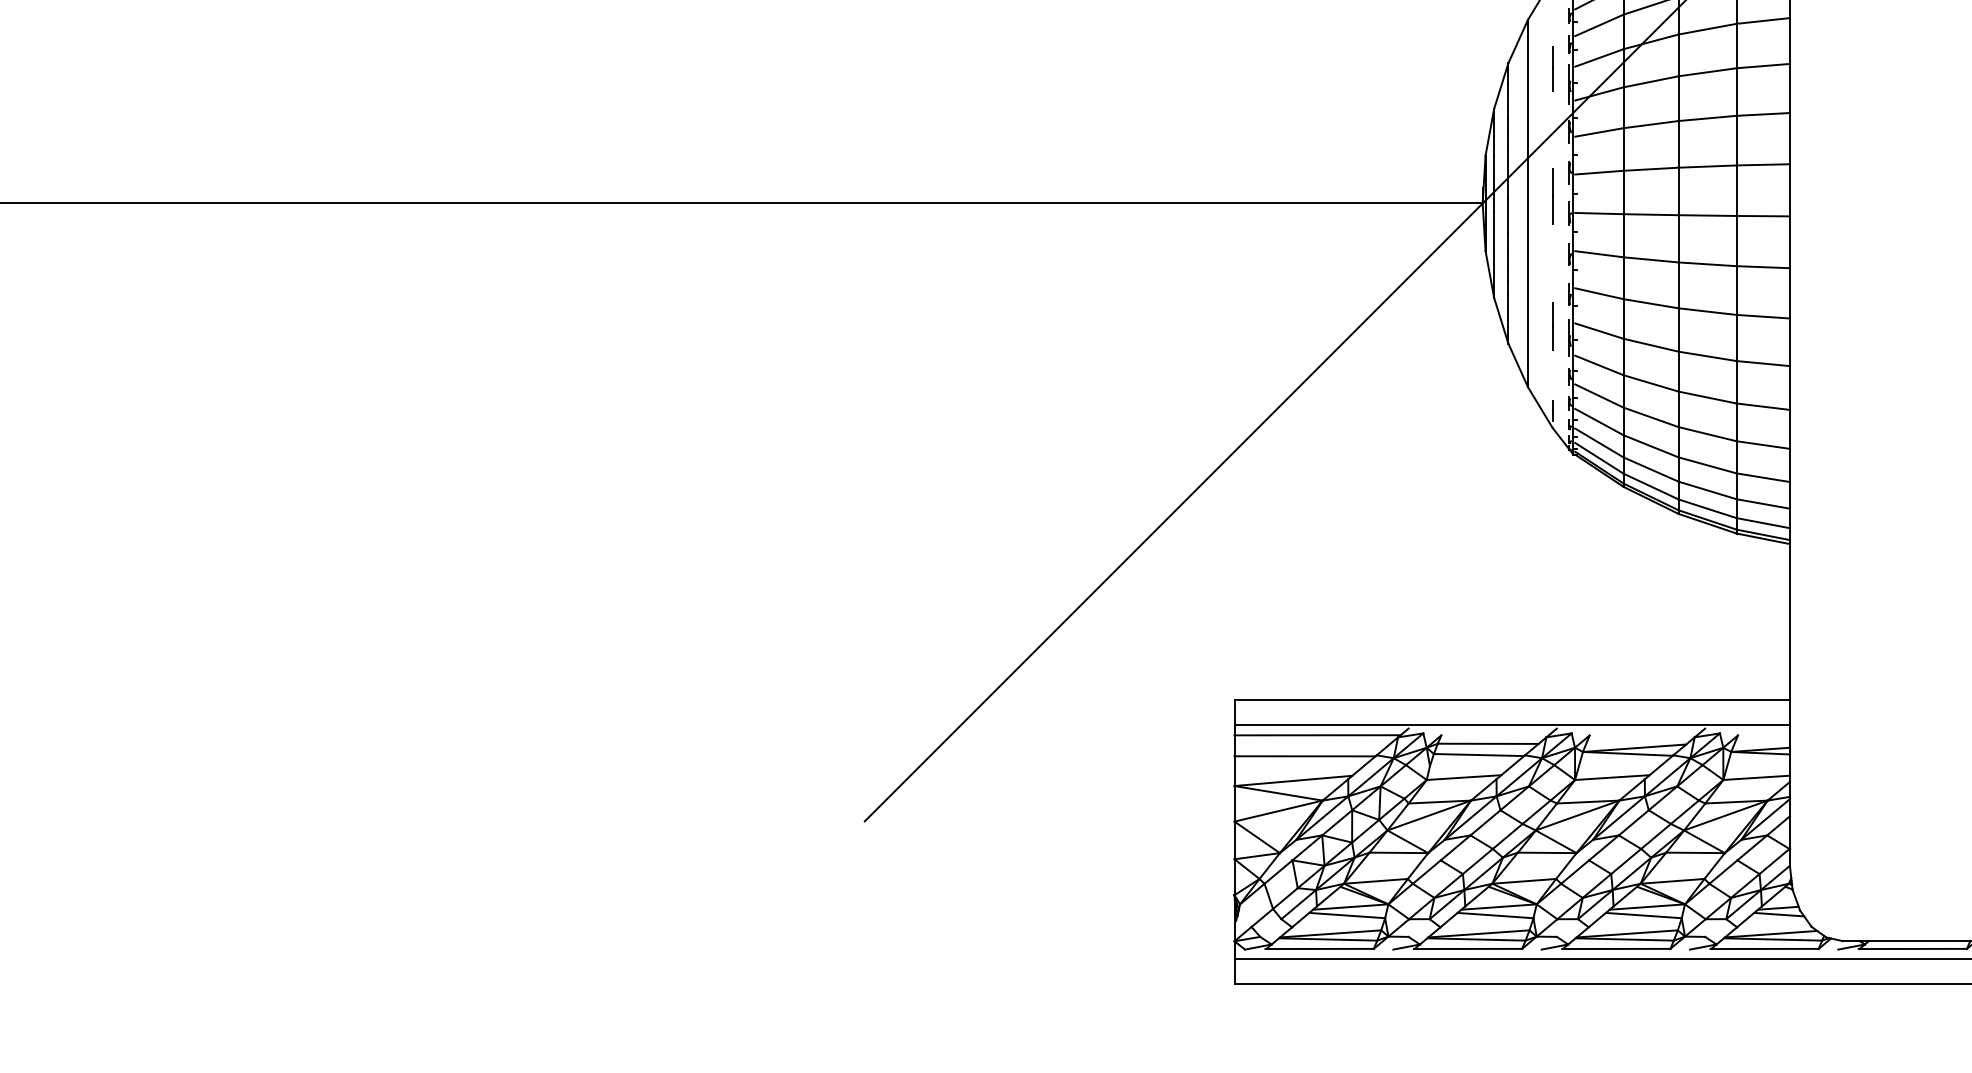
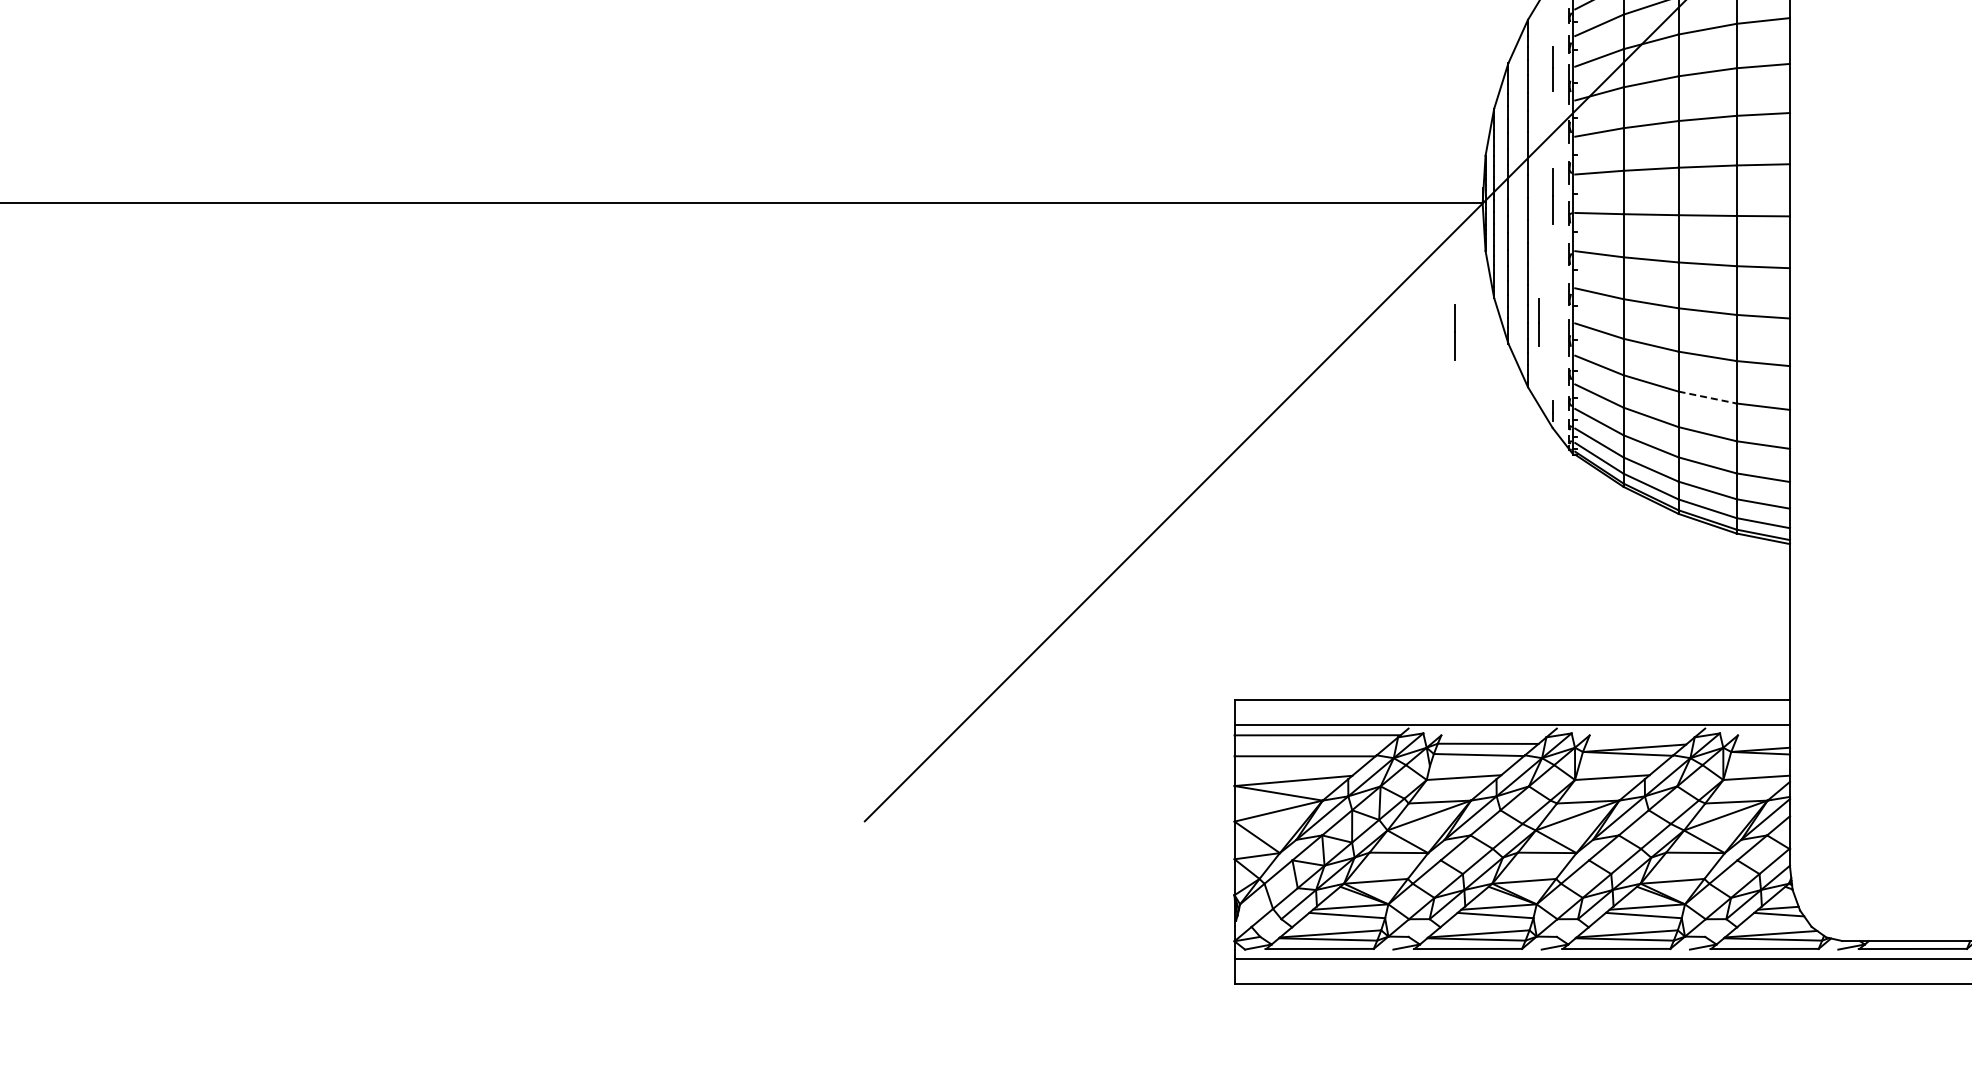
line position: (1552, 326) -> (1538, 322) (1538, 322)
line: none -> present (1454, 332)
line: solid -> dashed (1707, 397)
